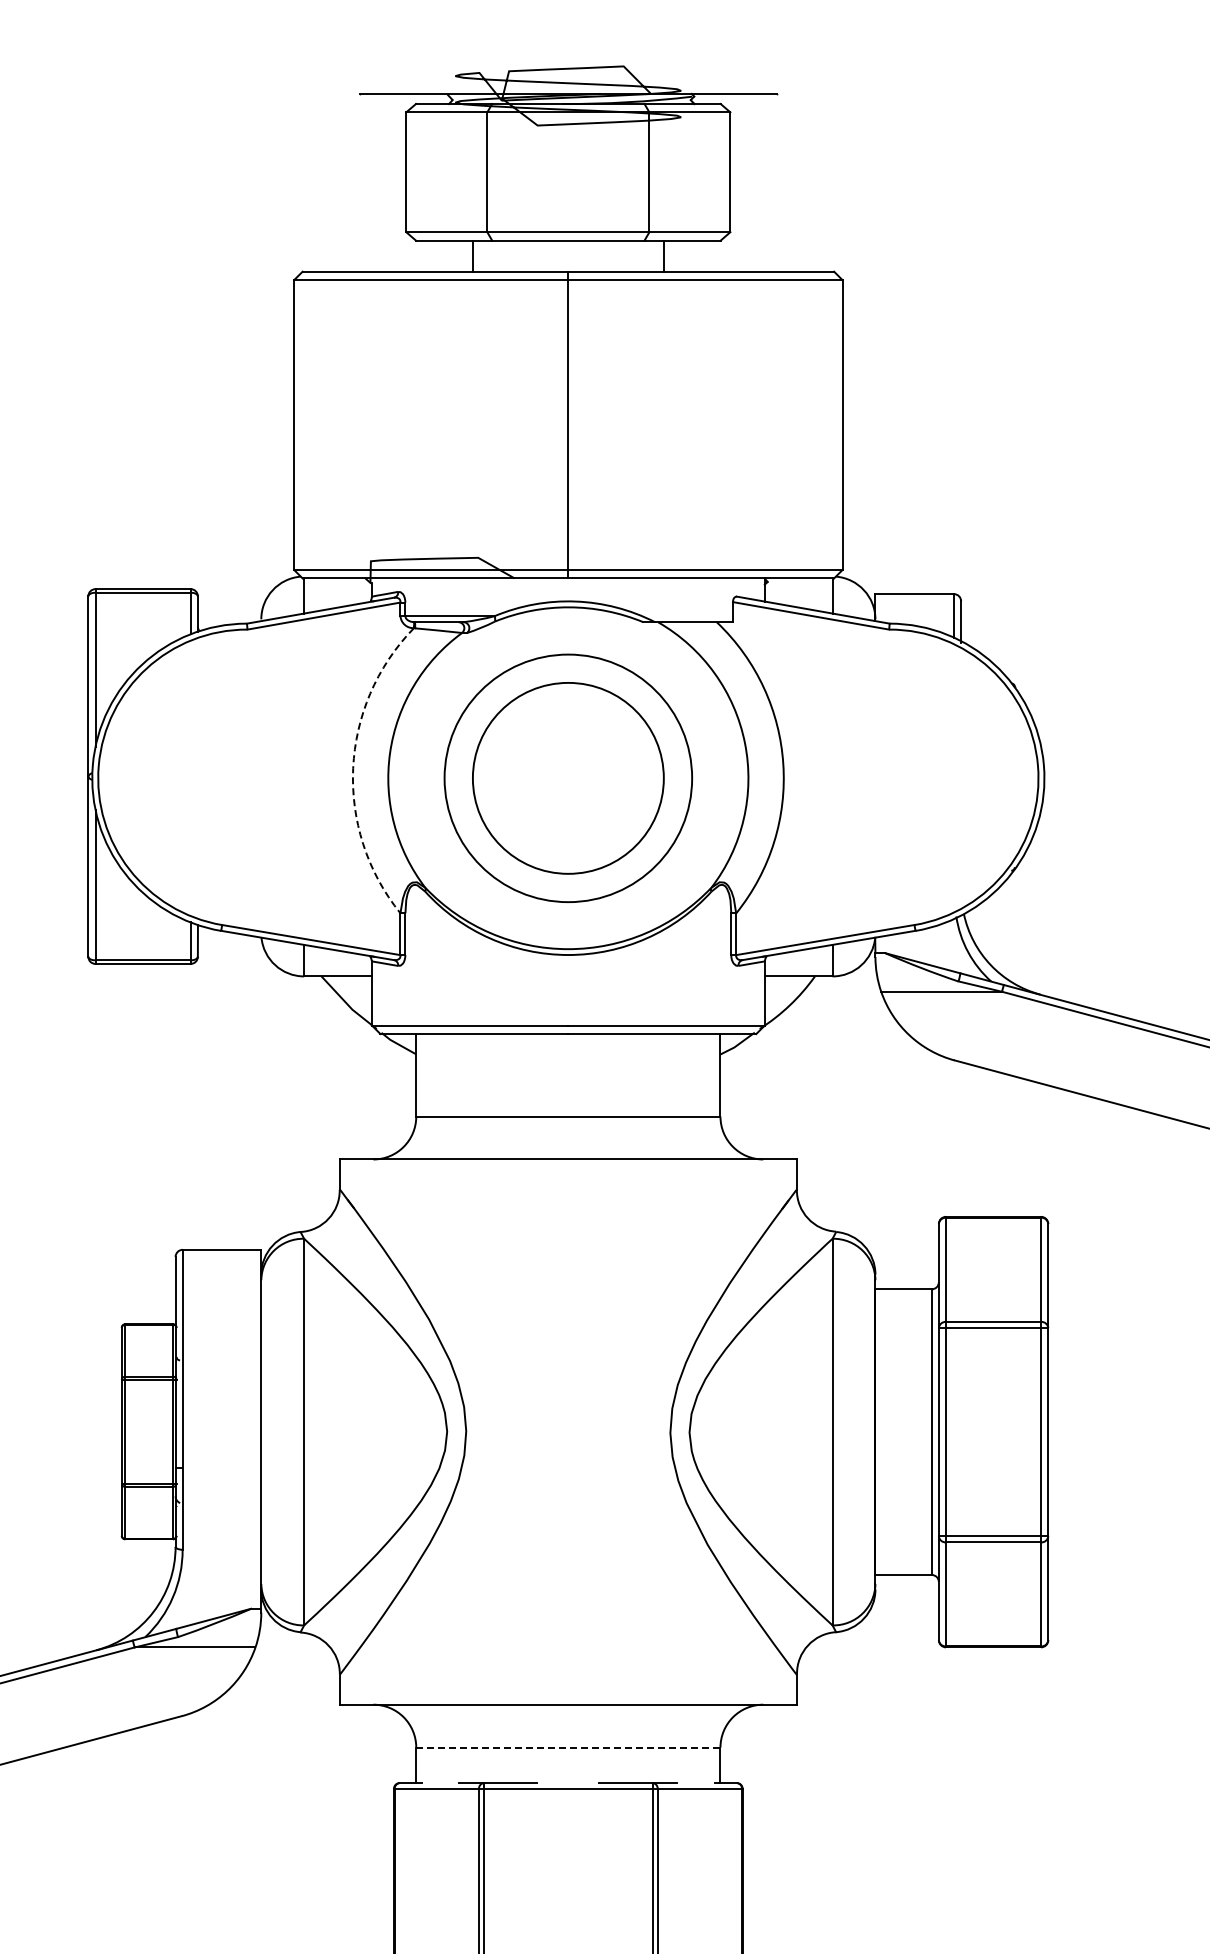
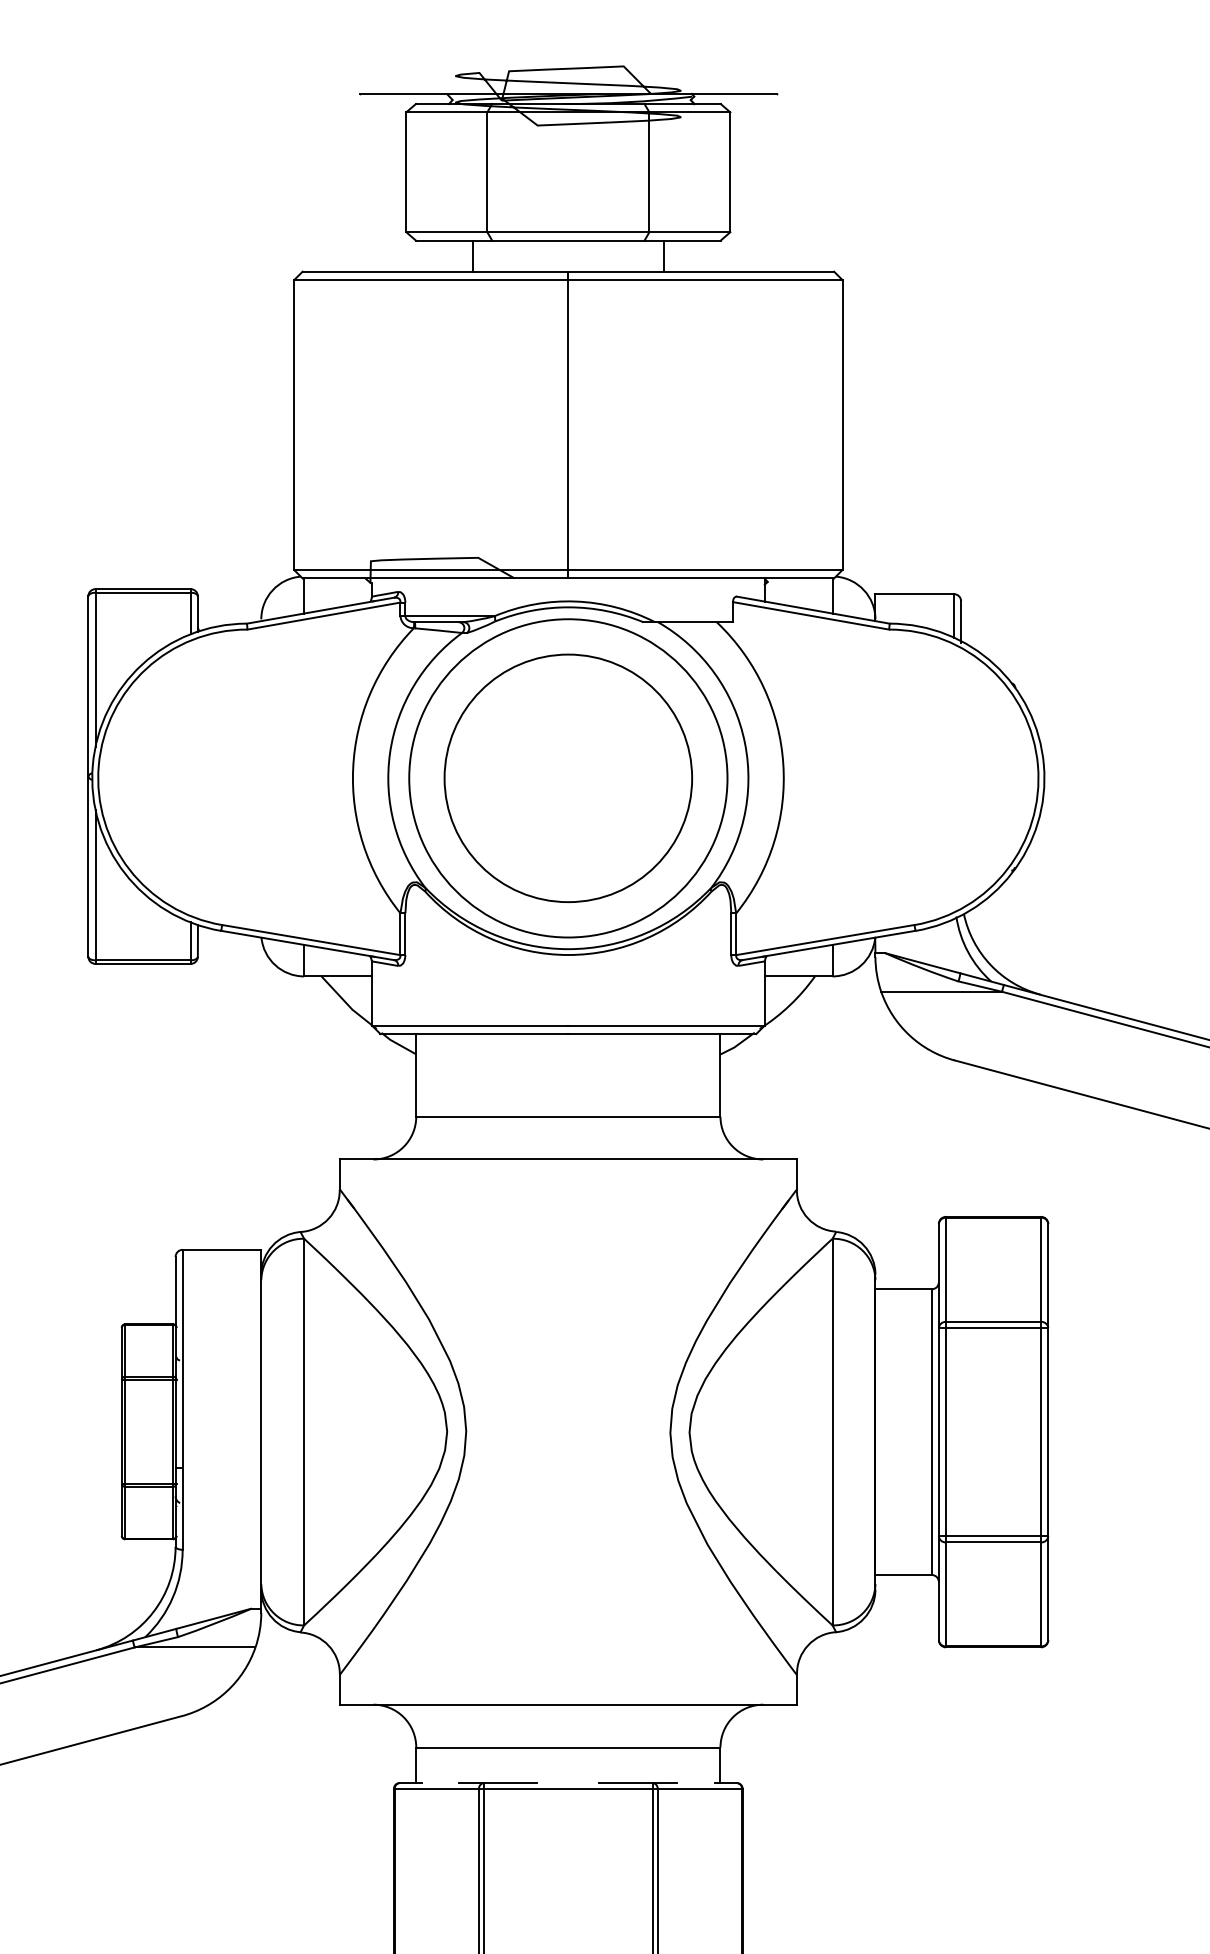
arc: dashed -> solid (353, 768)
circle diameter: 191 px -> 318 px (568, 778)
line: dashed -> solid (567, 1747)
